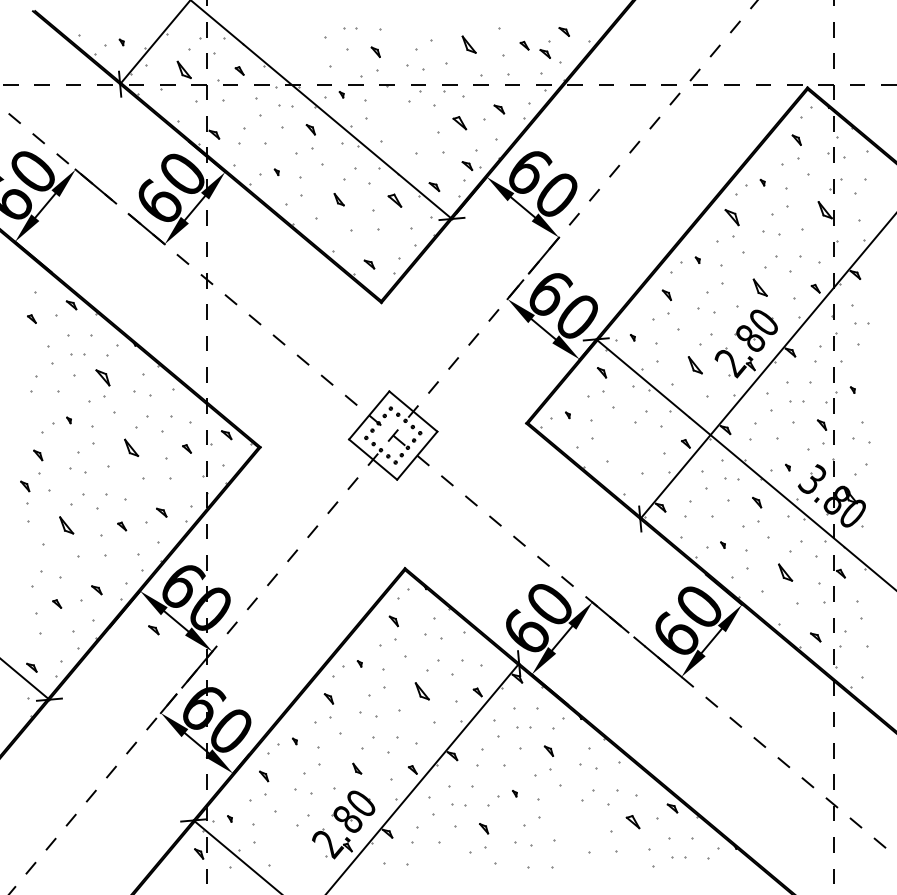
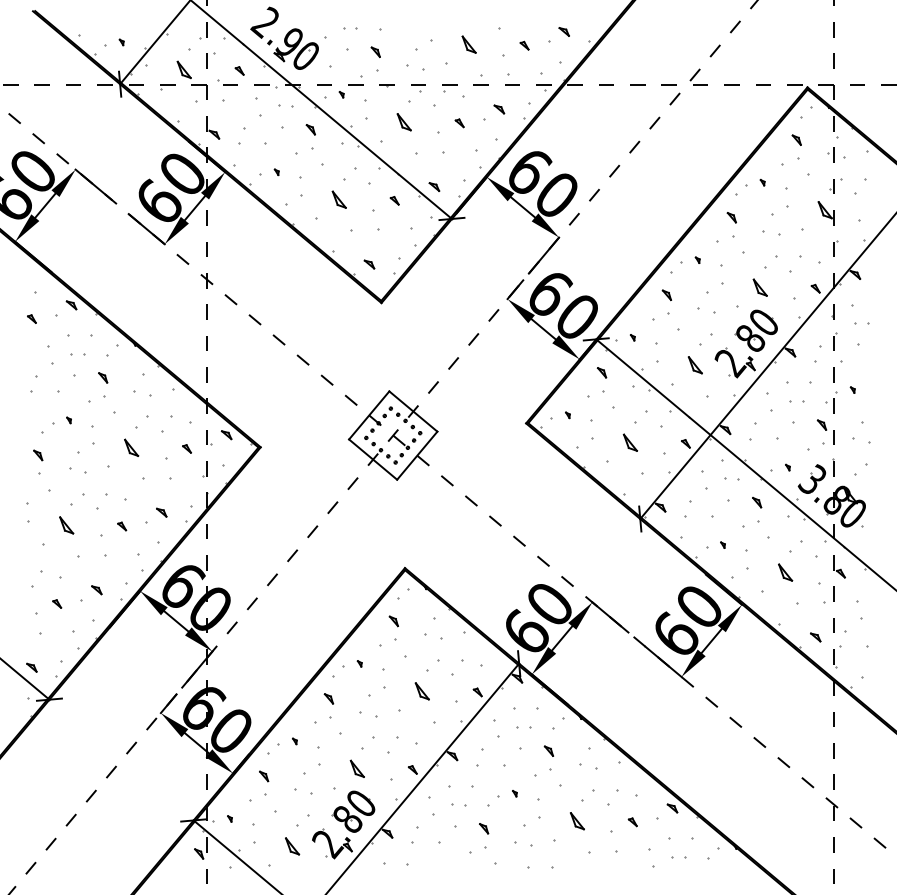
part: none -> present (284, 37)
part: present -> none (544, 53)
part: none -> present (403, 122)
part size: 16x15 px -> 11x11 px (459, 123)
part: present -> none (467, 165)
part size: 12x14 px -> 16x19 px (338, 199)
part size: 16x15 px -> 11x10 px (394, 200)
part size: 16x18 px -> 11x12 px (731, 217)
part size: 16x18 px -> 11x12 px (103, 377)
part: none -> present (629, 442)
part: present -> none (25, 486)
part: present -> none (153, 630)
part size: 11x13 px -> 16x19 px (356, 768)
part: none -> present (577, 821)
part size: 16x15 px -> 11x11 px (632, 822)
part: none -> present (292, 846)
